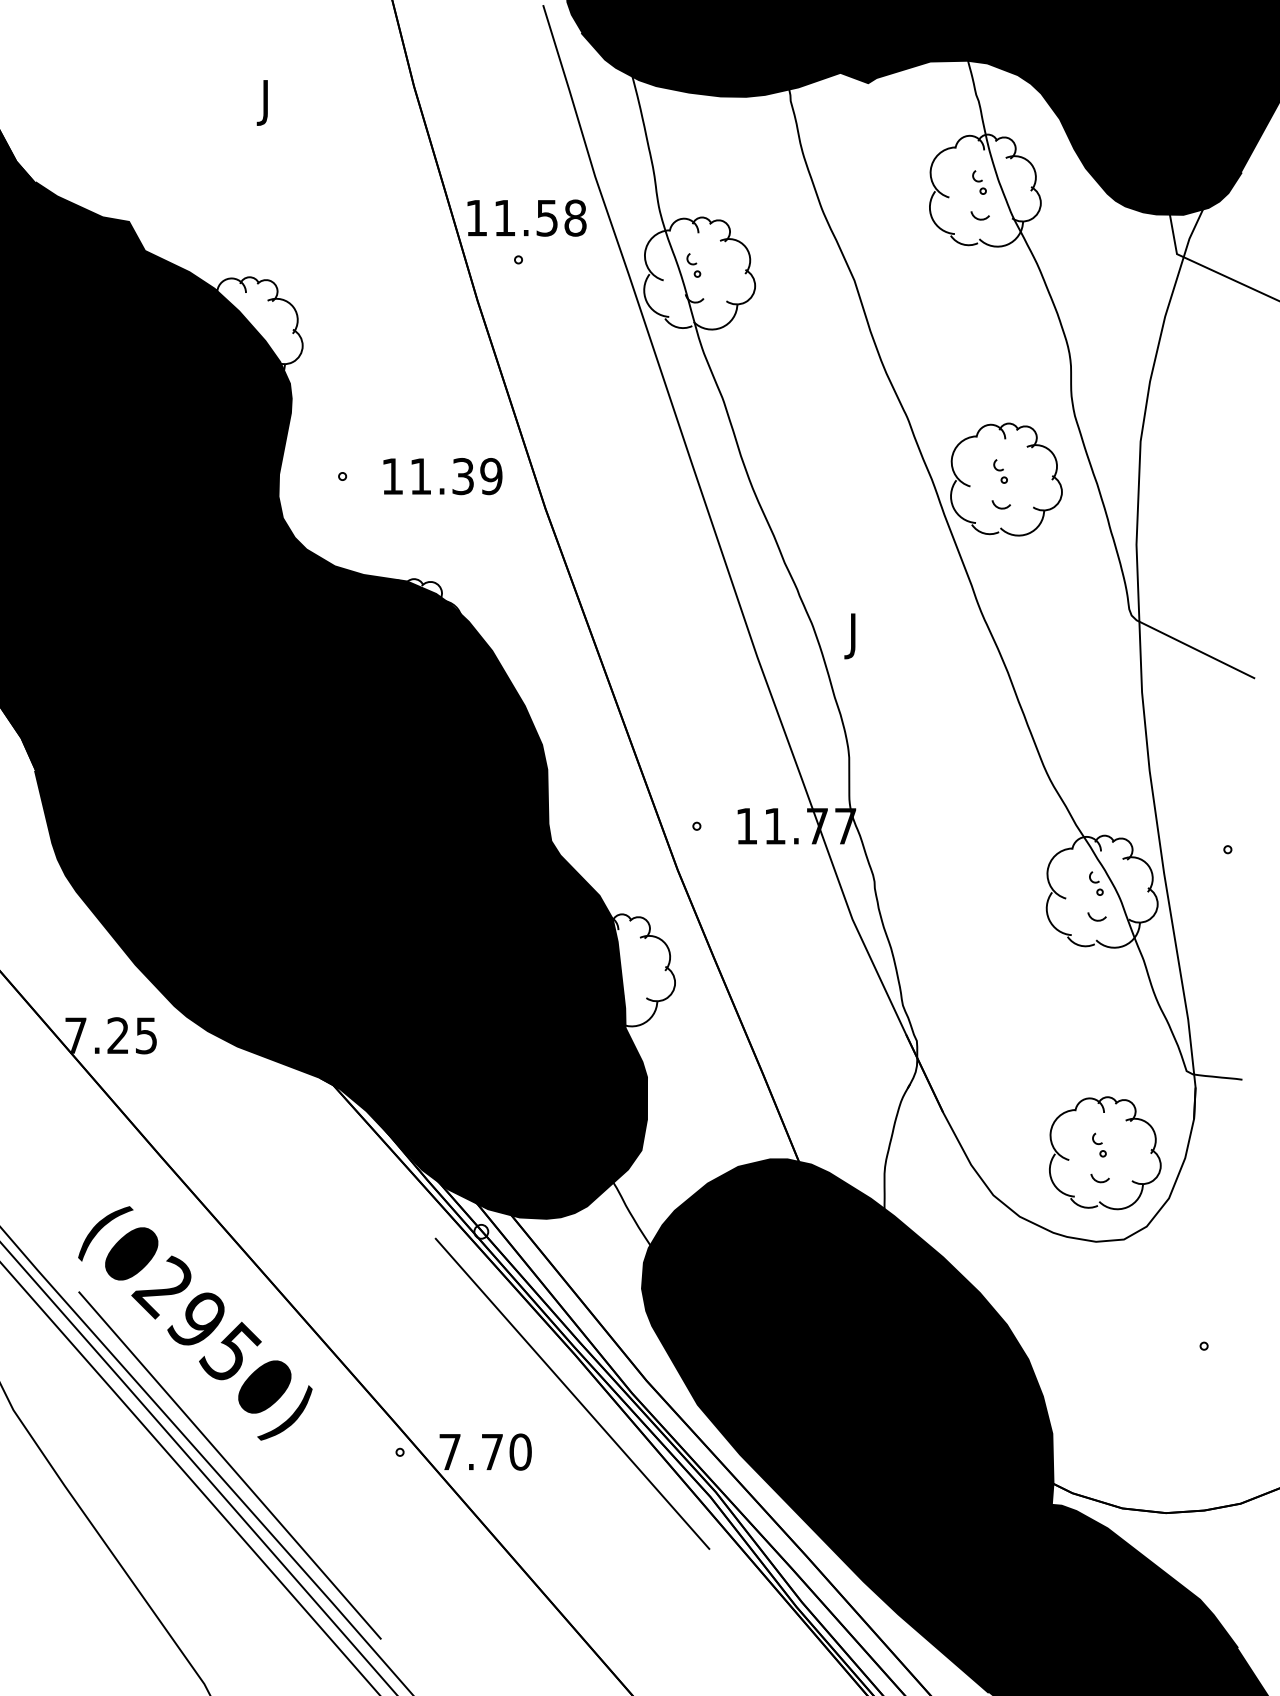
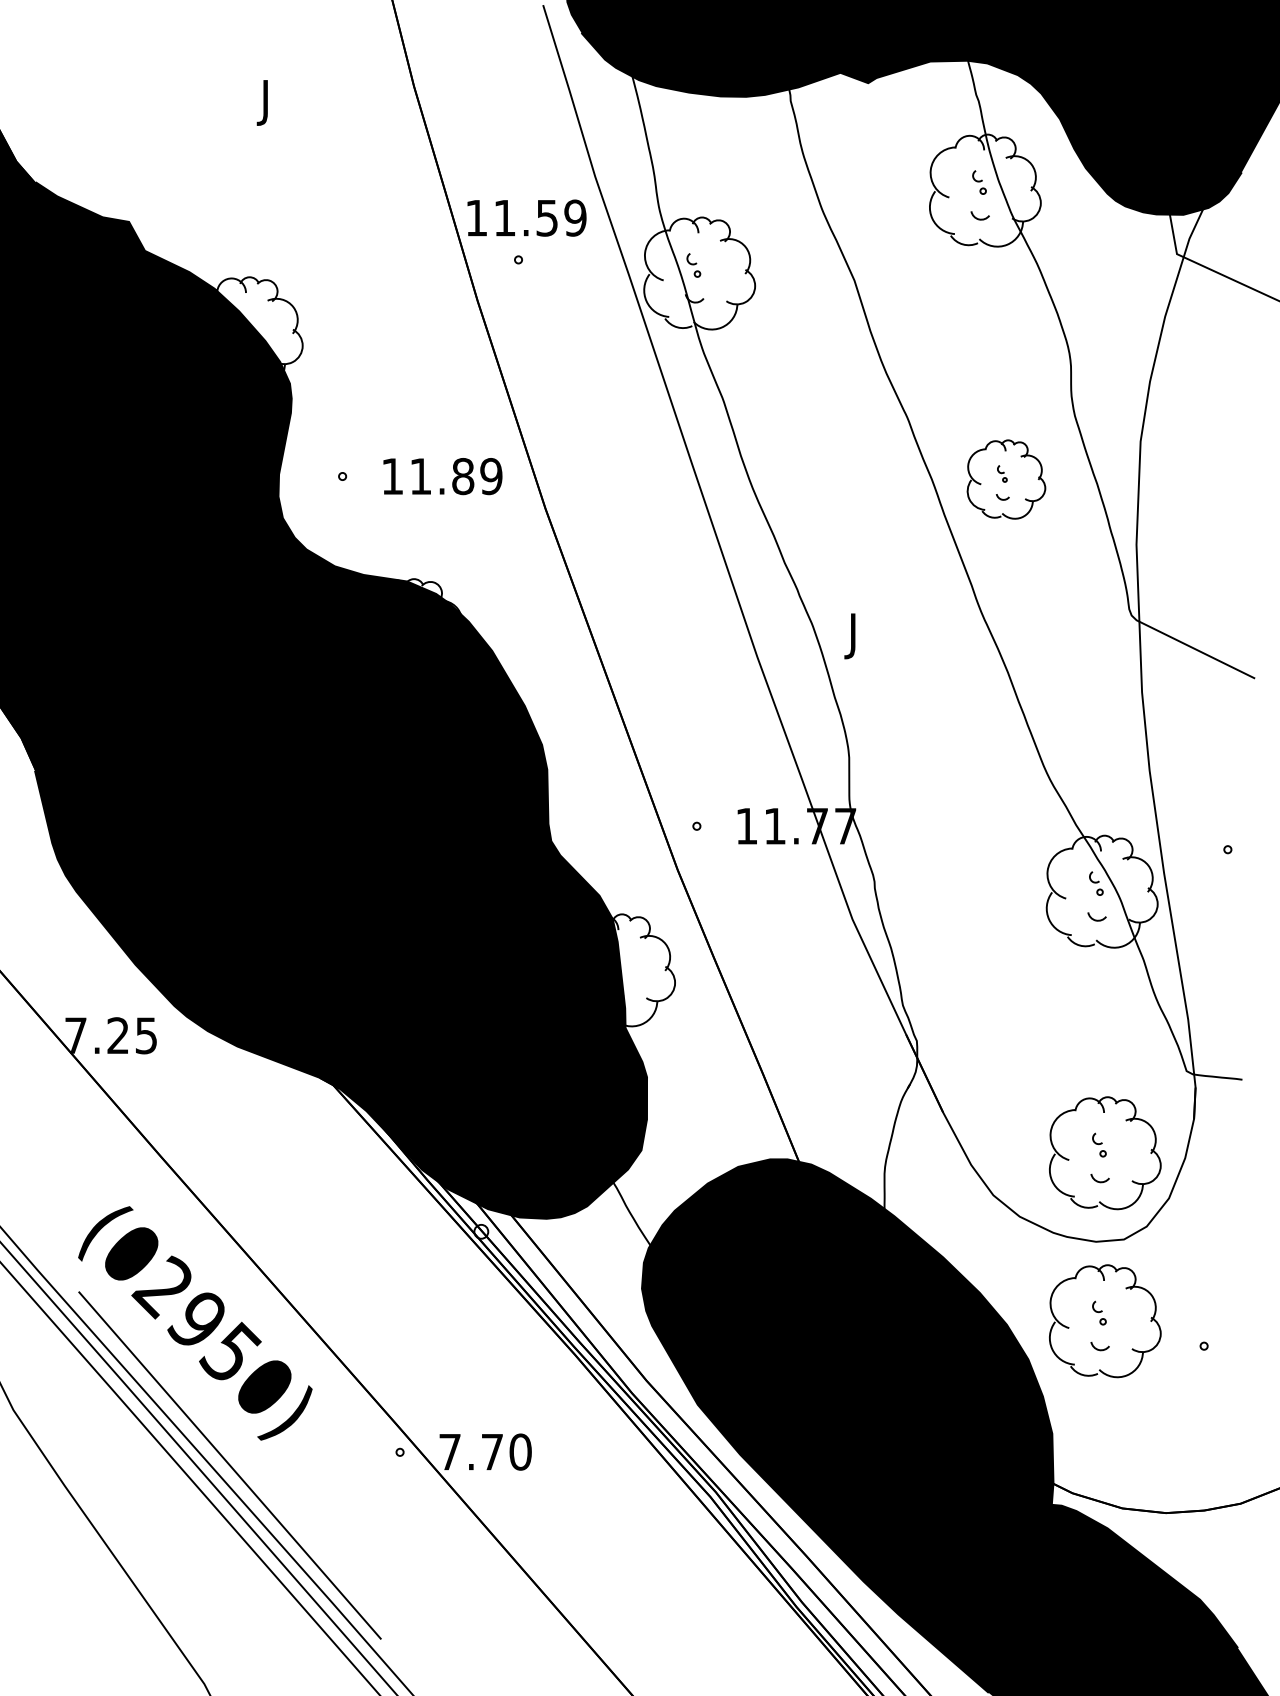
text: 11.58 -> 11.59 (575, 217)
text: 11.39 -> 11.89 (463, 476)
part size: 113x115 px -> 81x81 px (1006, 479)
part: none -> present (1105, 1321)
line: present -> none (572, 1393)
